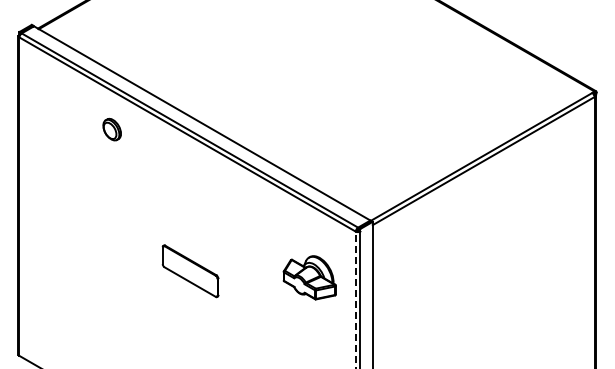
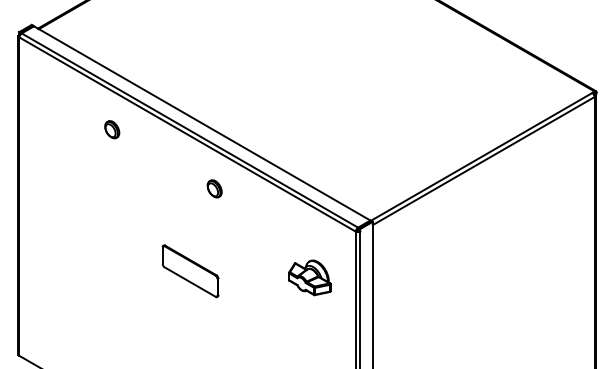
part size: 20x25 px -> 17x20 px (112, 129)
part: none -> present (214, 188)
part size: 55x46 px -> 44x38 px (309, 277)
line: dashed -> solid (355, 299)
